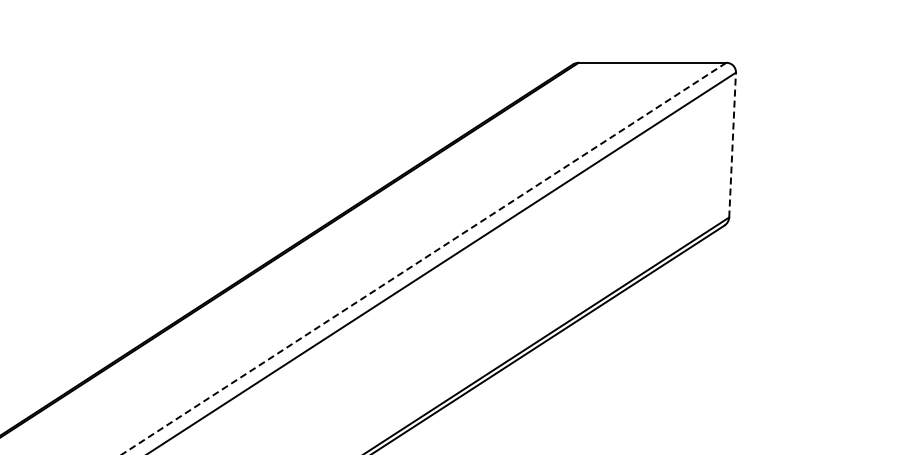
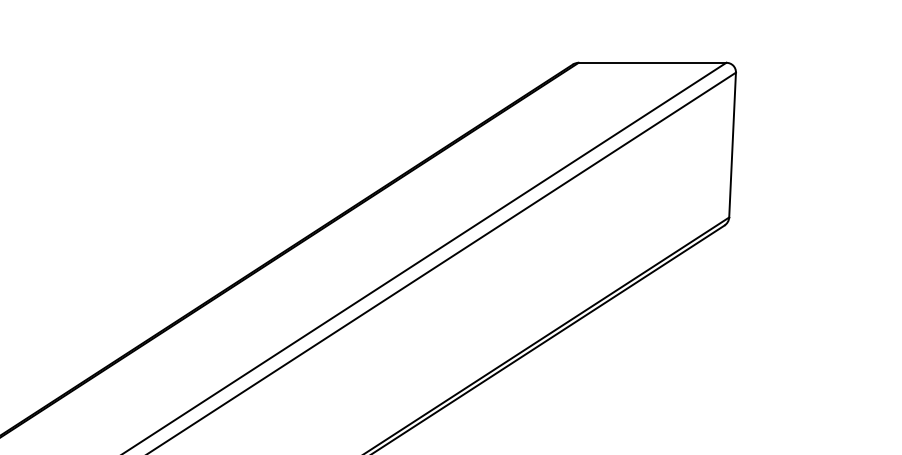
line: dashed -> solid (732, 144)
line: dashed -> solid (423, 259)
